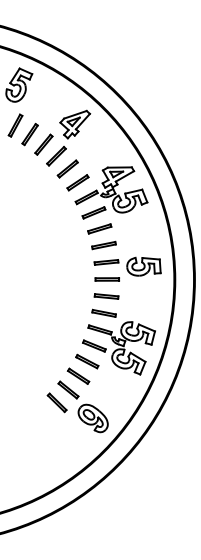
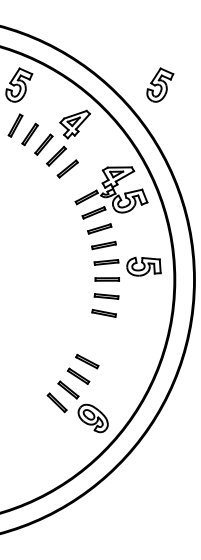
part: none -> present (160, 84)
part: present -> none (77, 182)
part: present -> none (118, 348)
